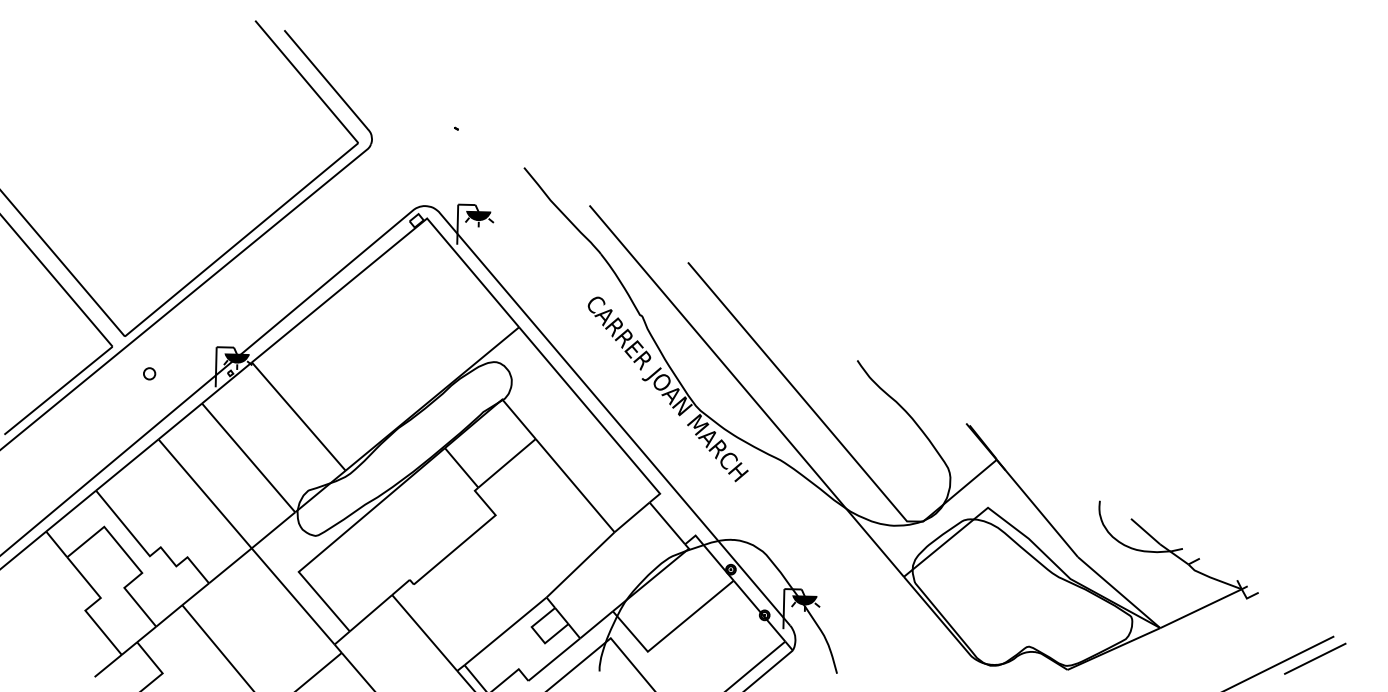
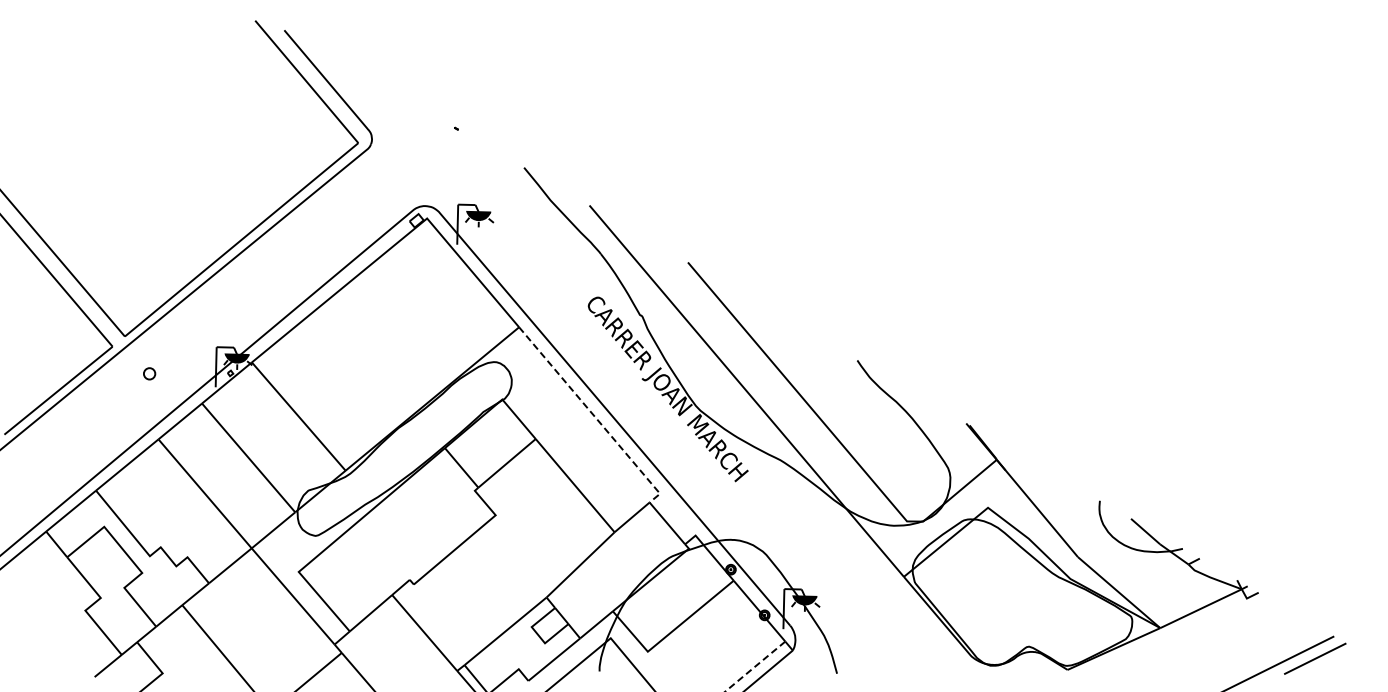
line: solid -> dashed (594, 416)
line: solid -> dashed (755, 666)
